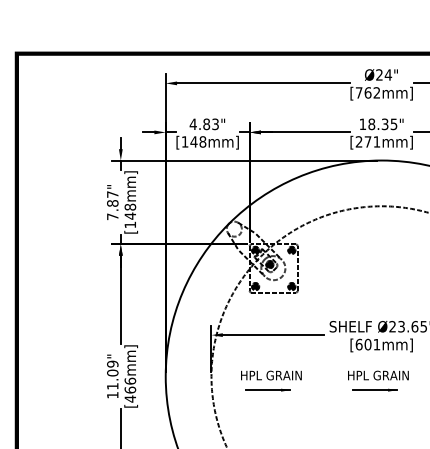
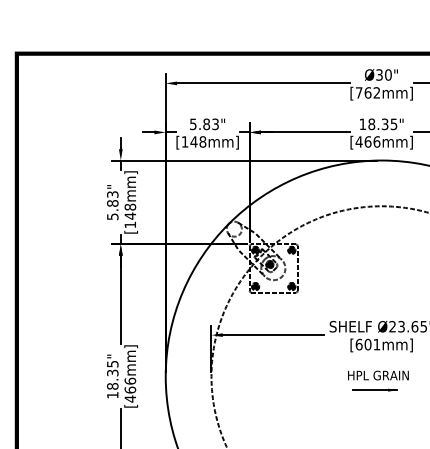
text: Ø24" -> Ø30" (384, 74)
text: 4.83" -> 5.83" (192, 124)
text: [271mm] -> [466mm] (367, 141)
text: 7.87" -> 5.83" (112, 205)
text: 11.09" -> 18.35" (112, 374)
part: present -> none (271, 380)
